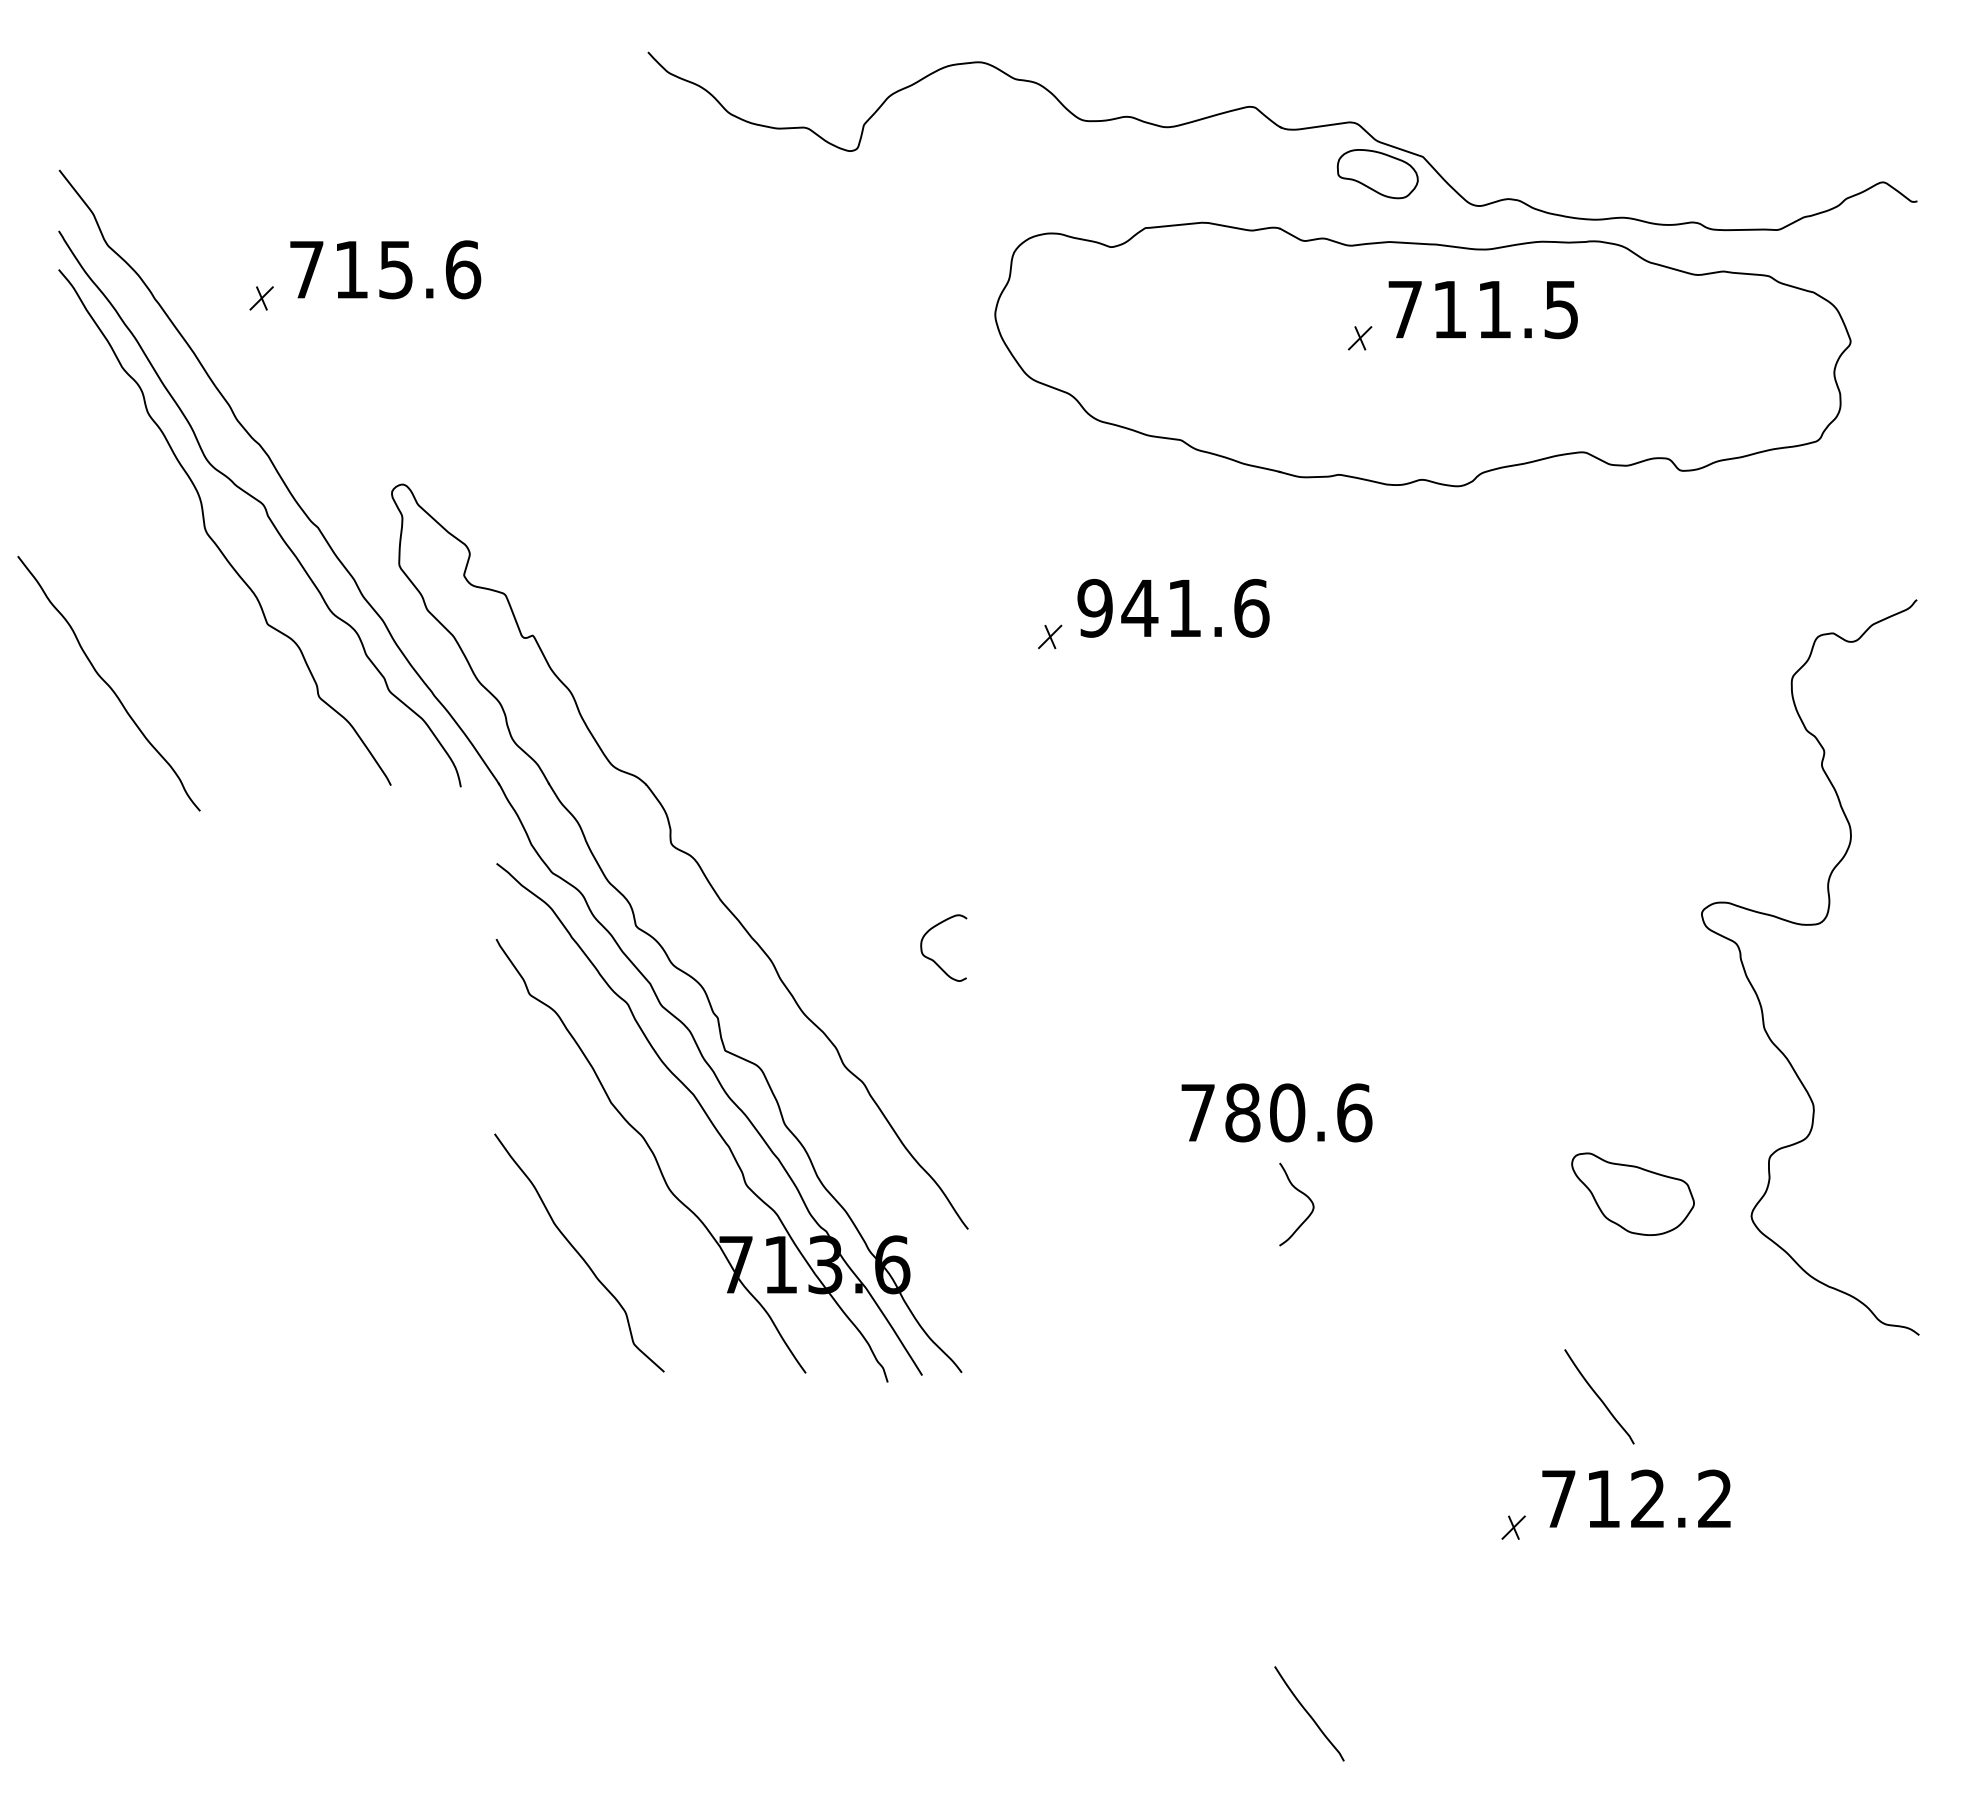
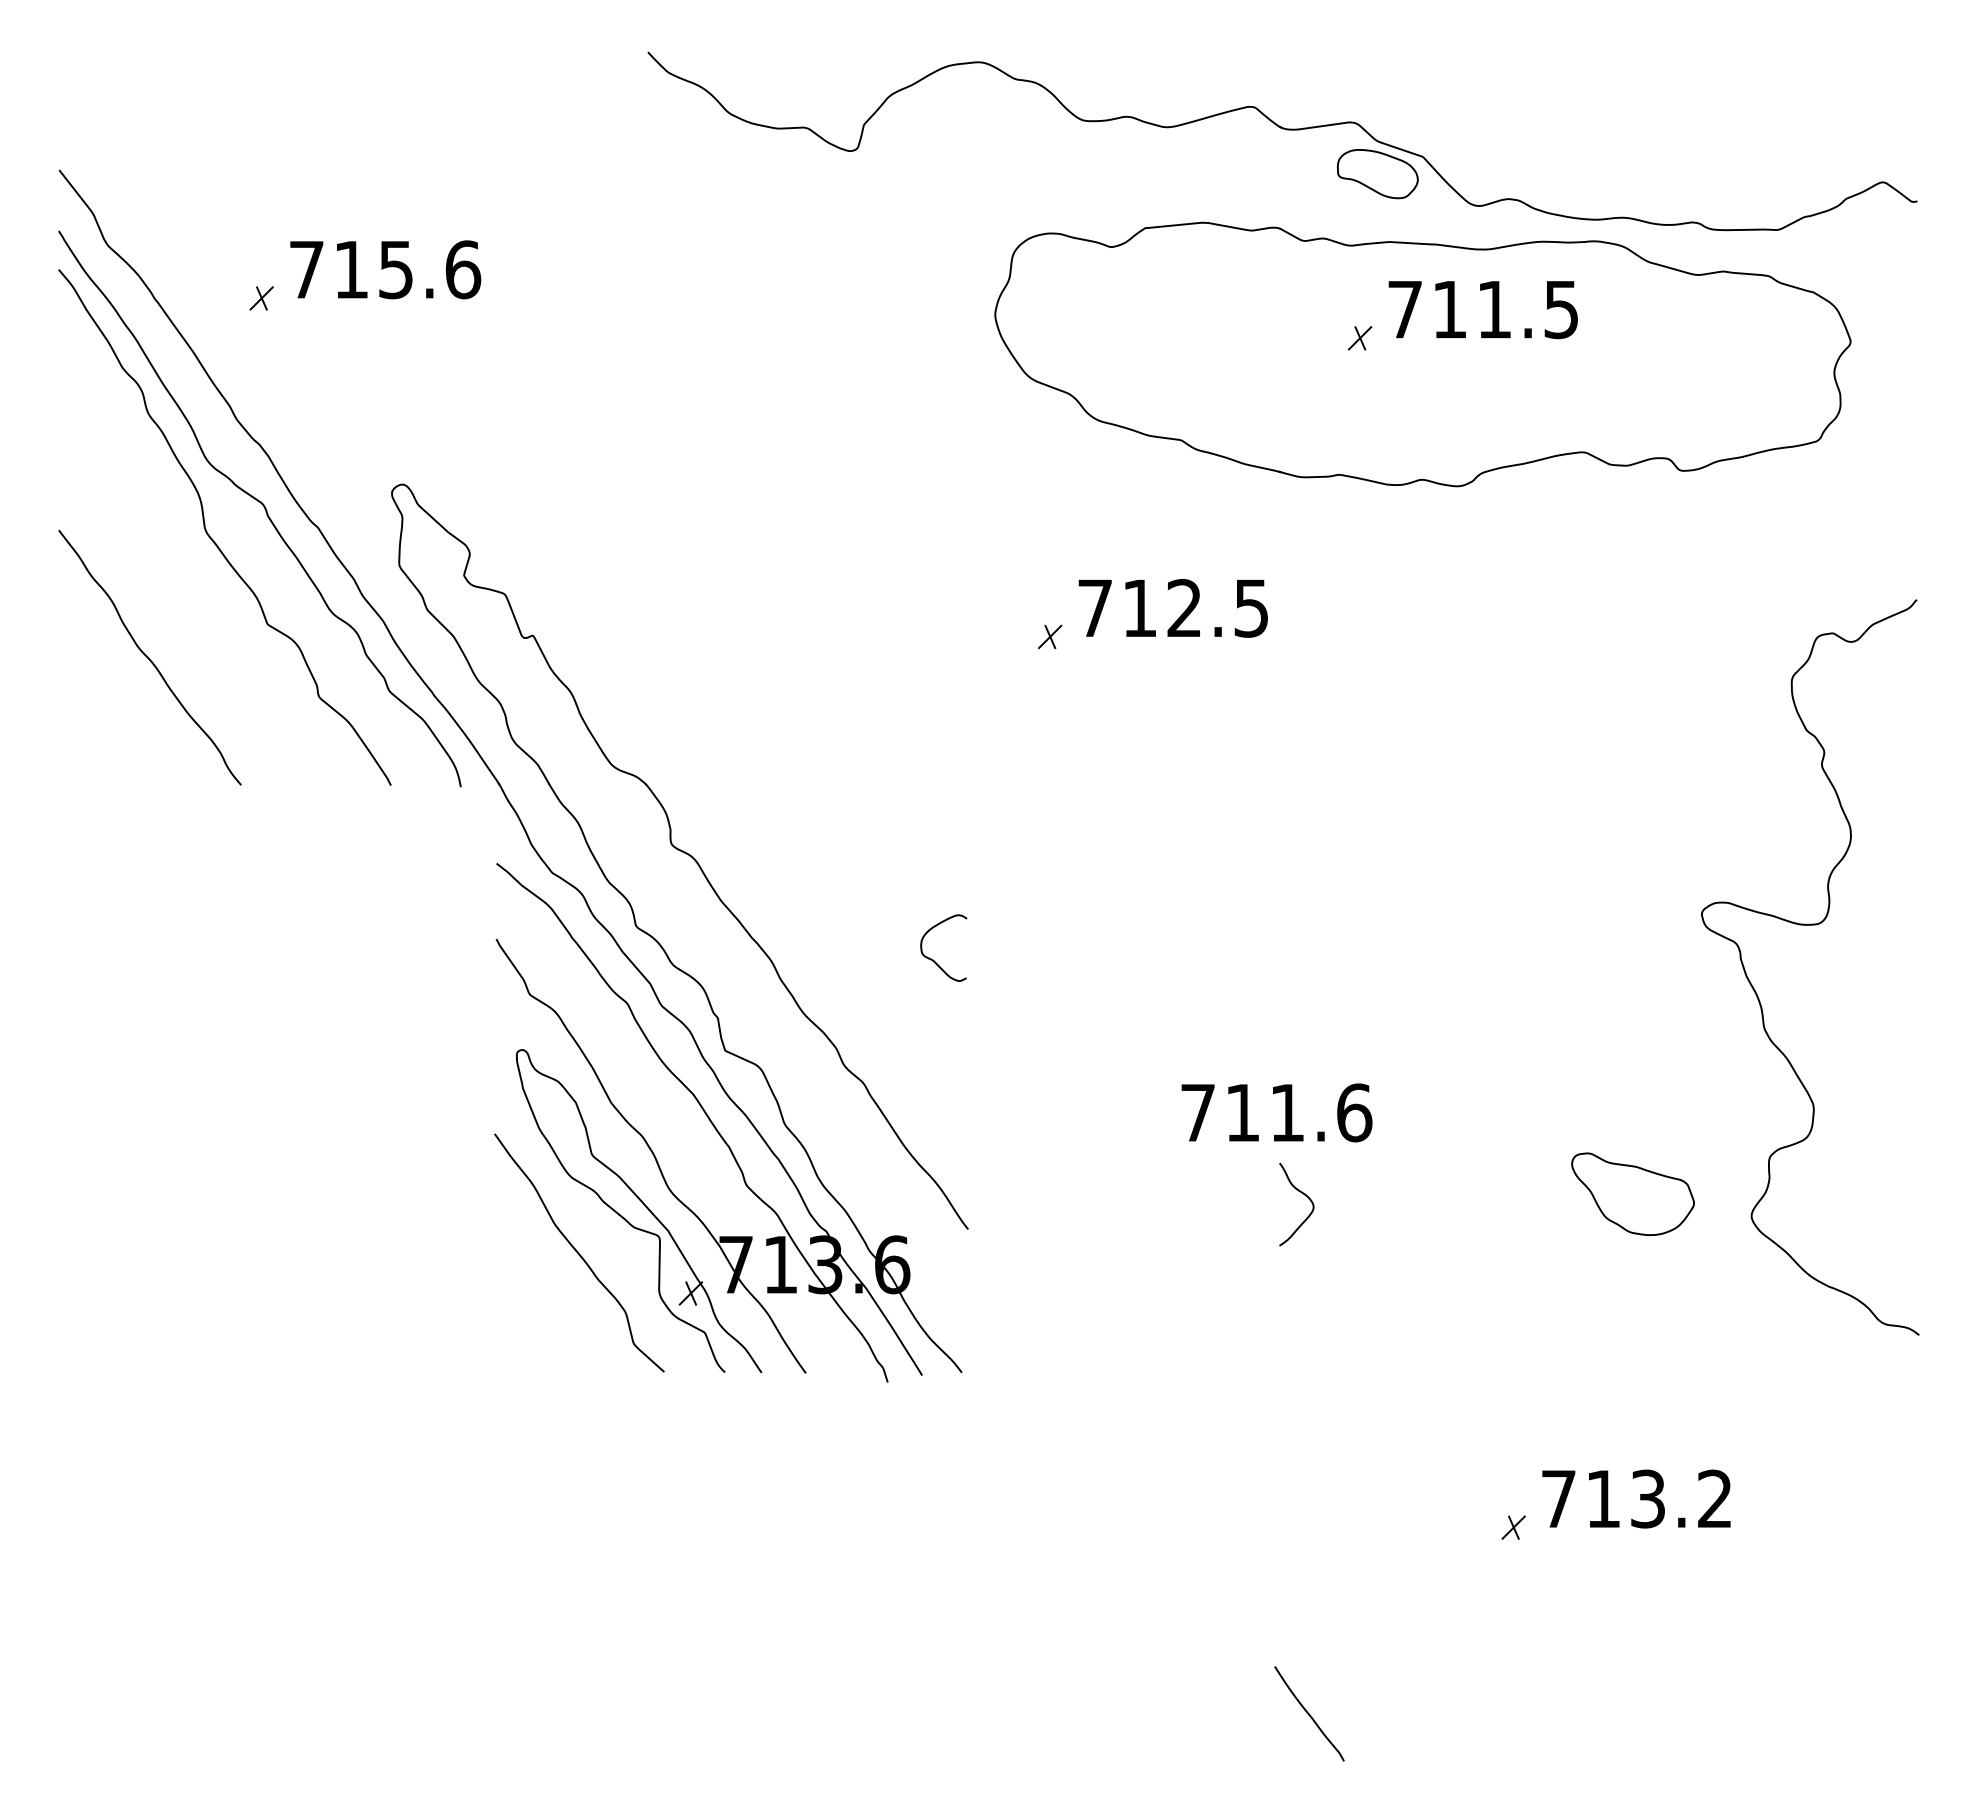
text: 941.6 -> 712.5 (1173, 607)
curve position: (107, 683) -> (148, 657) (148, 657)
text: 780.6 -> 711.6 (1265, 1112)
part: none -> present (644, 1206)
curve: present -> none (1599, 1396)
text: 712.2 -> 713.2 (1647, 1498)
